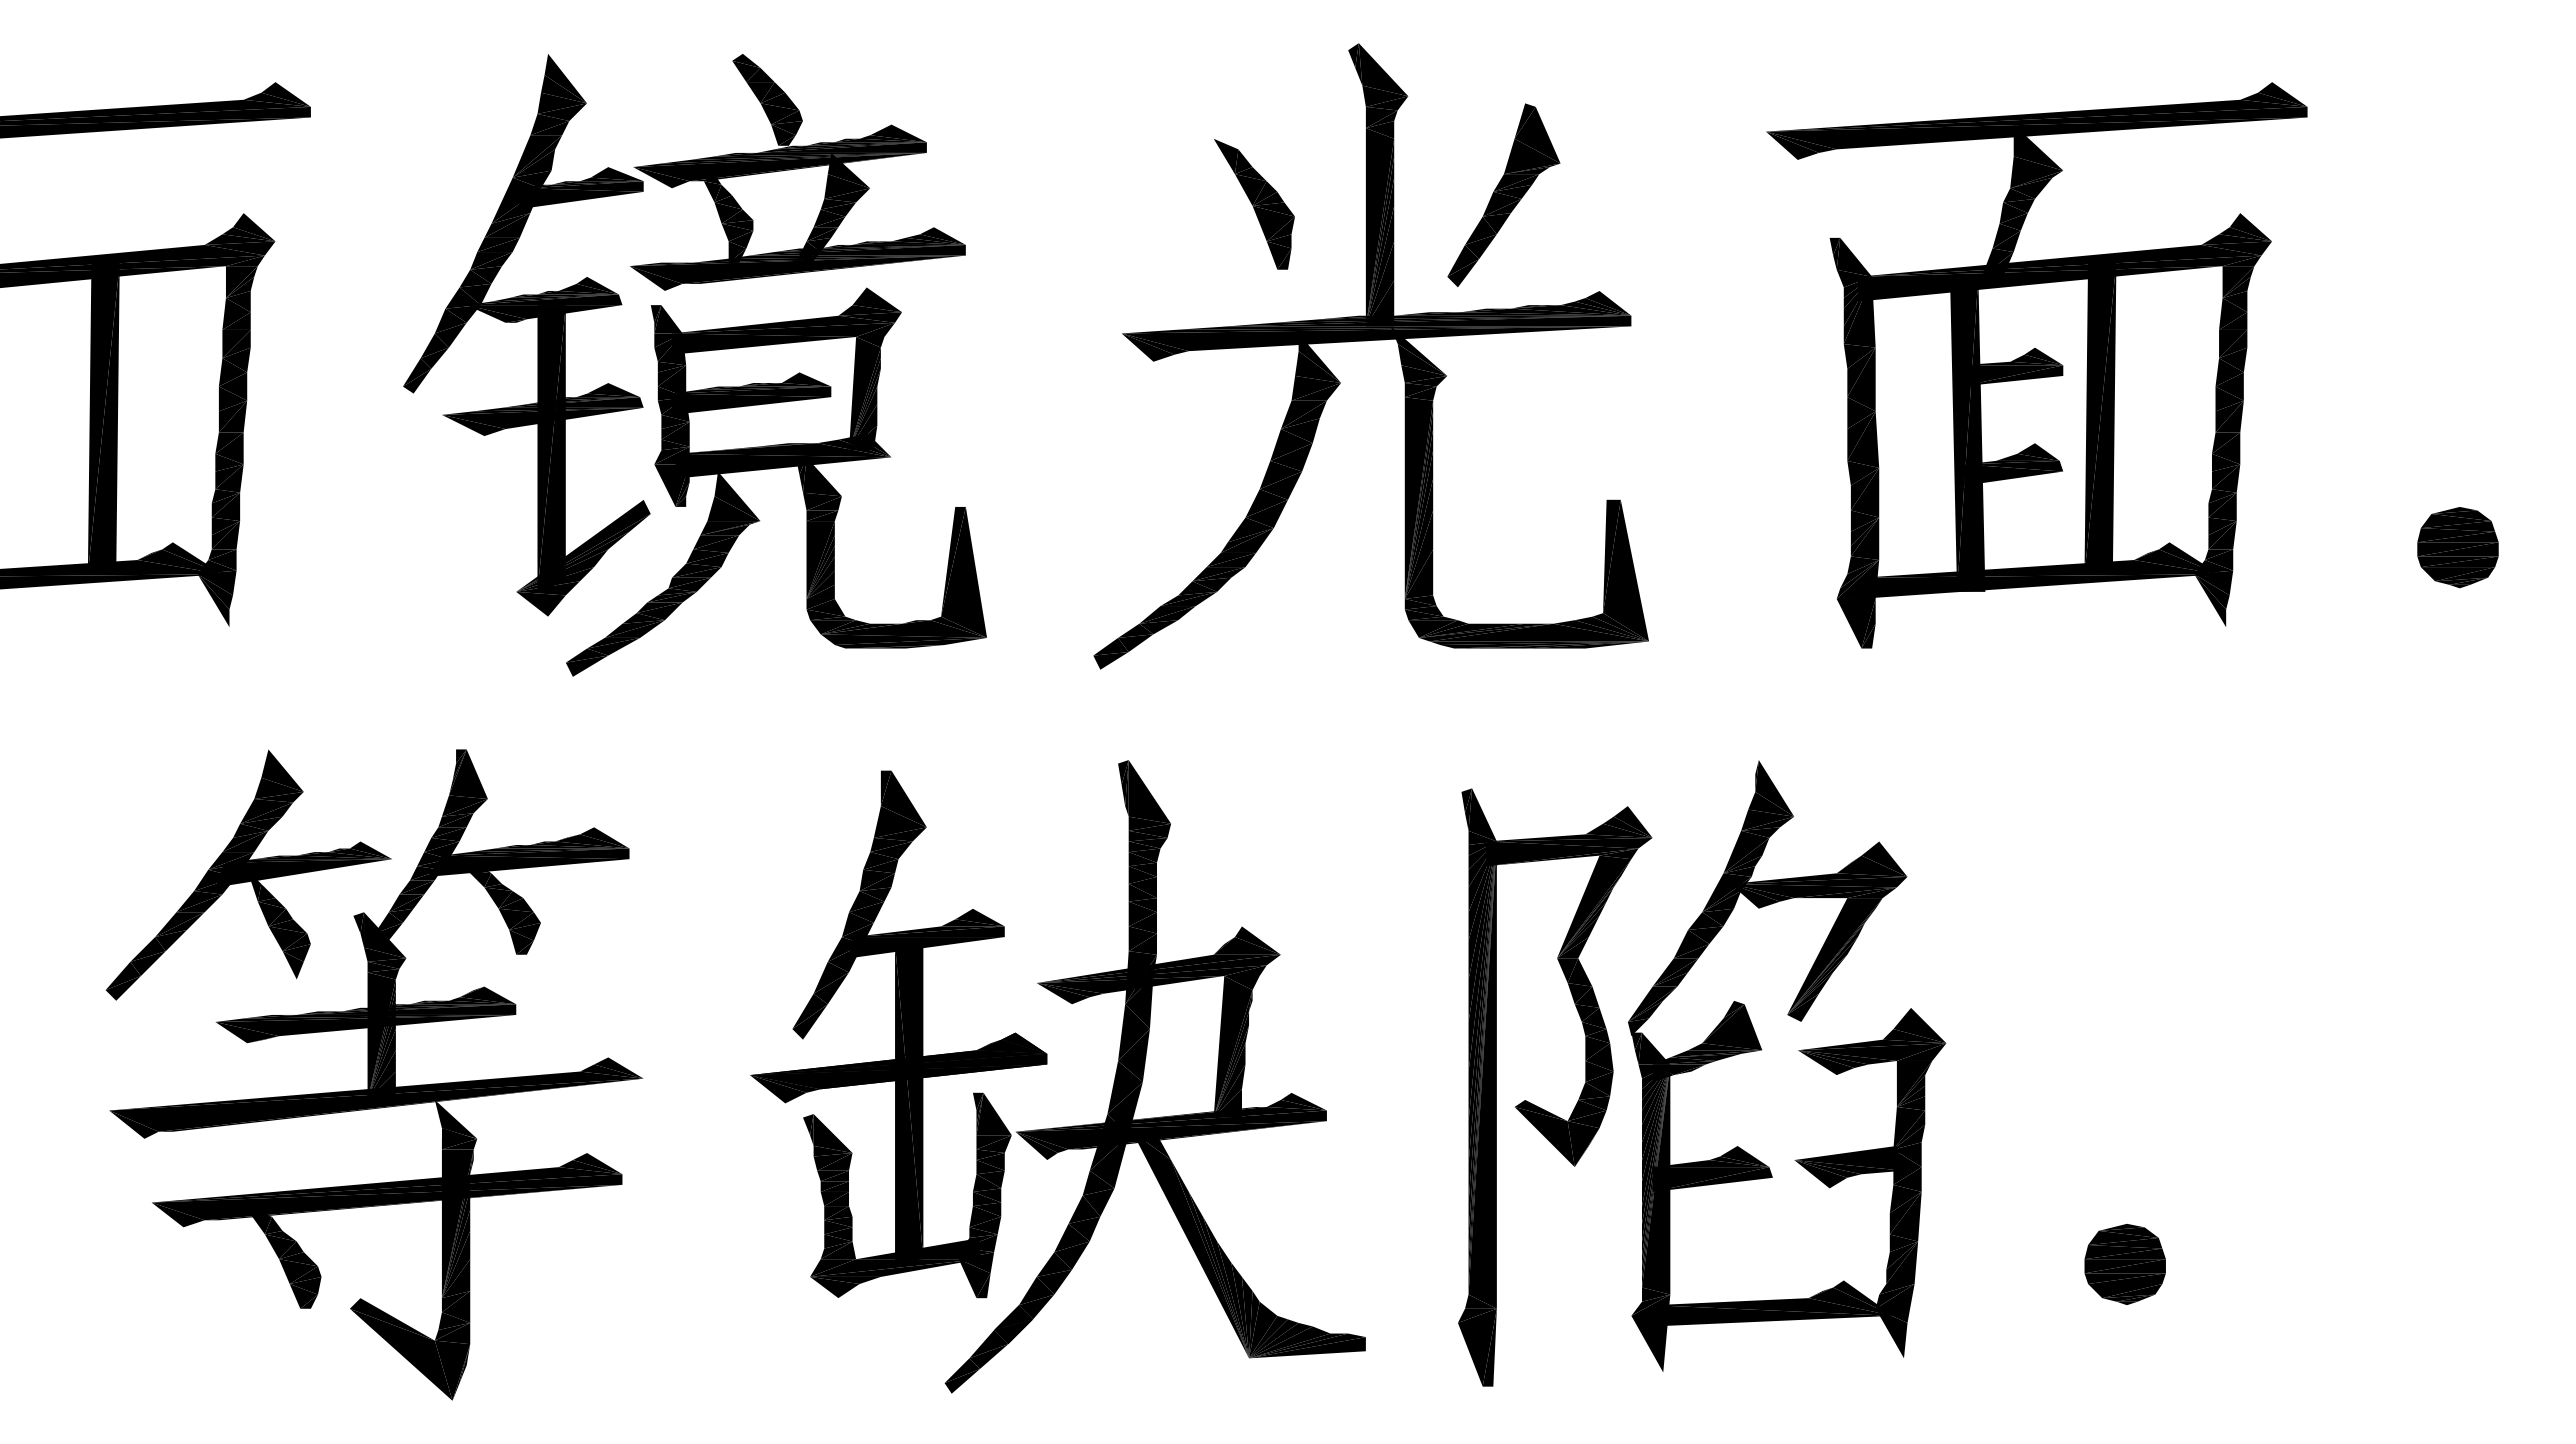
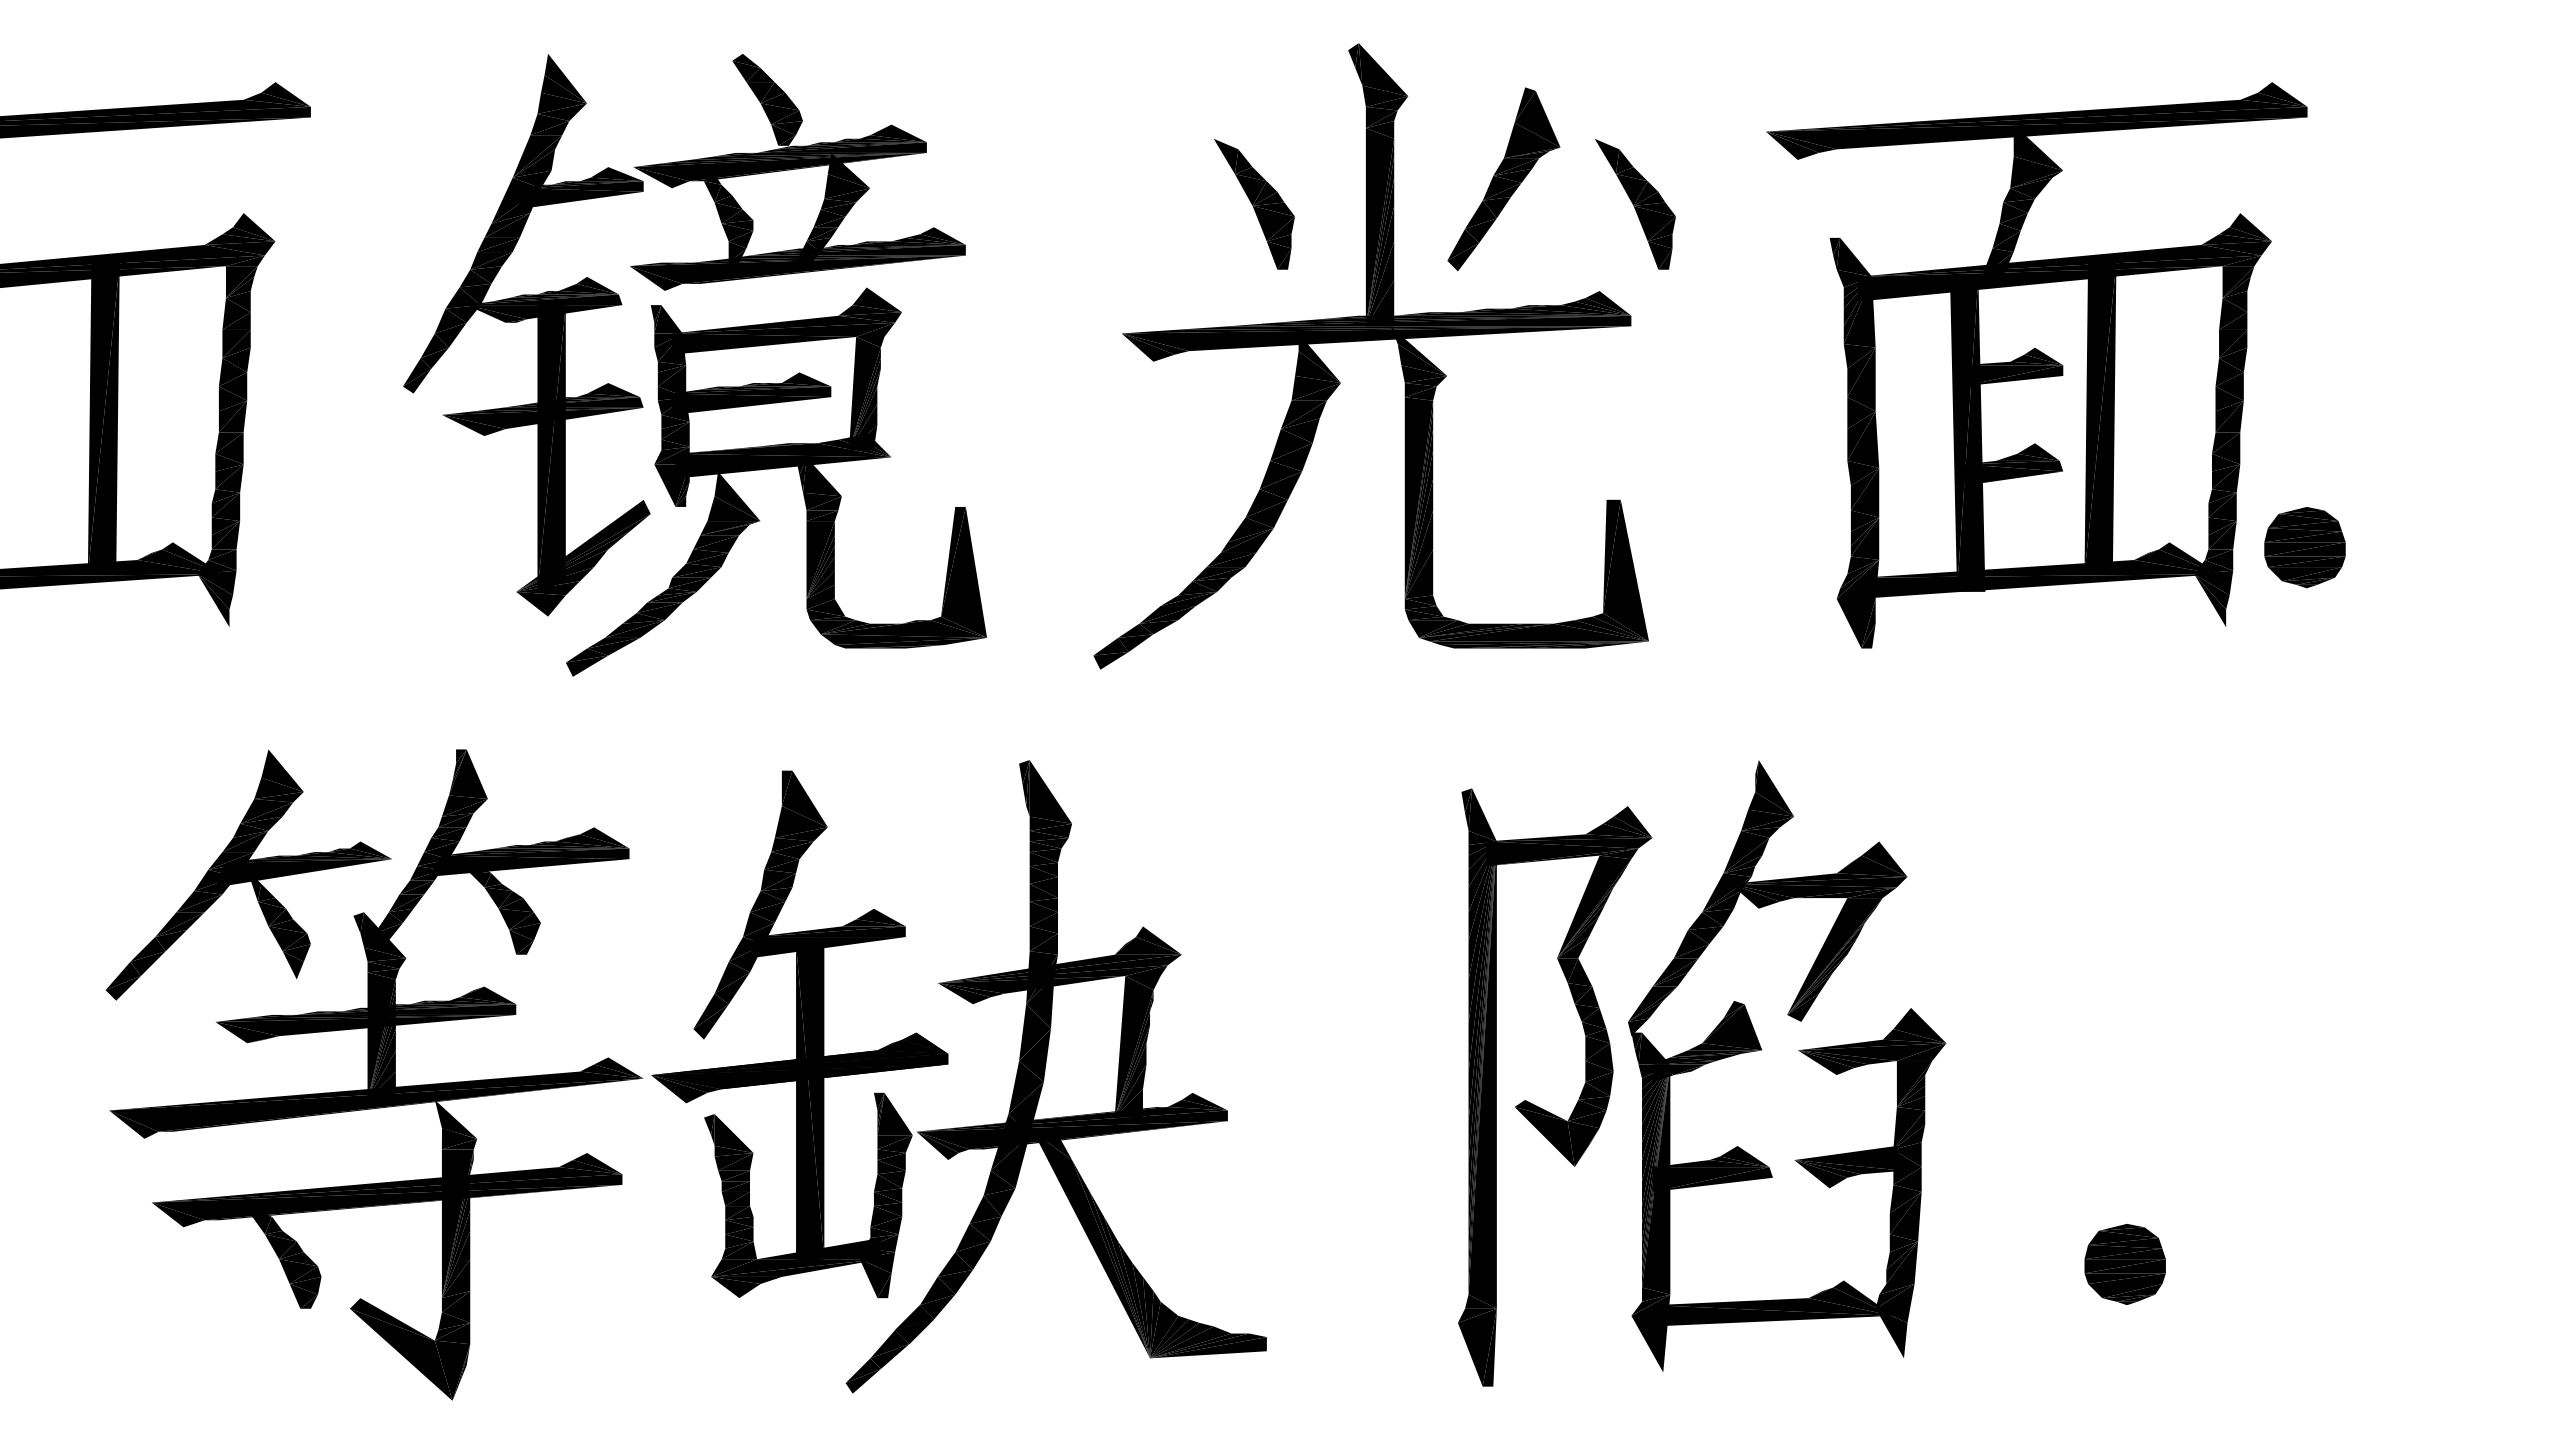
part position: (1503, 195) -> (1503, 179) (1503, 179)
part: none -> present (1635, 204)
part position: (2457, 547) -> (2304, 547) (2304, 547)
part position: (1047, 1064) -> (948, 1064) (948, 1064)
